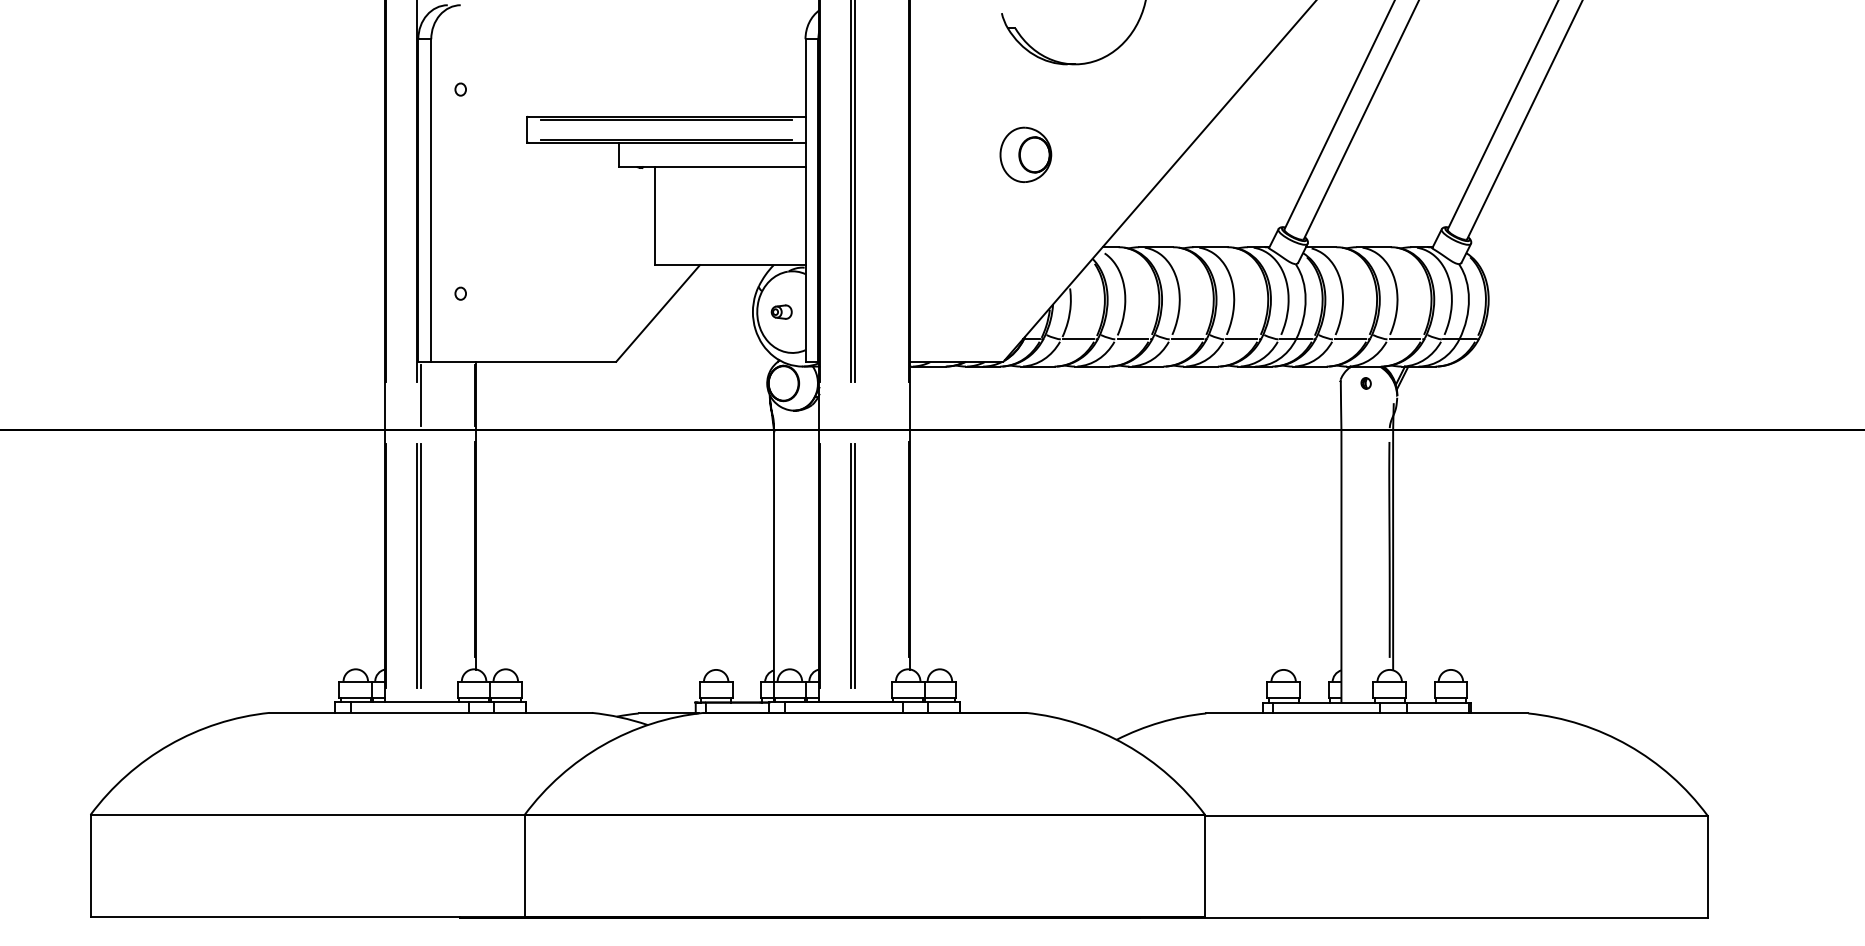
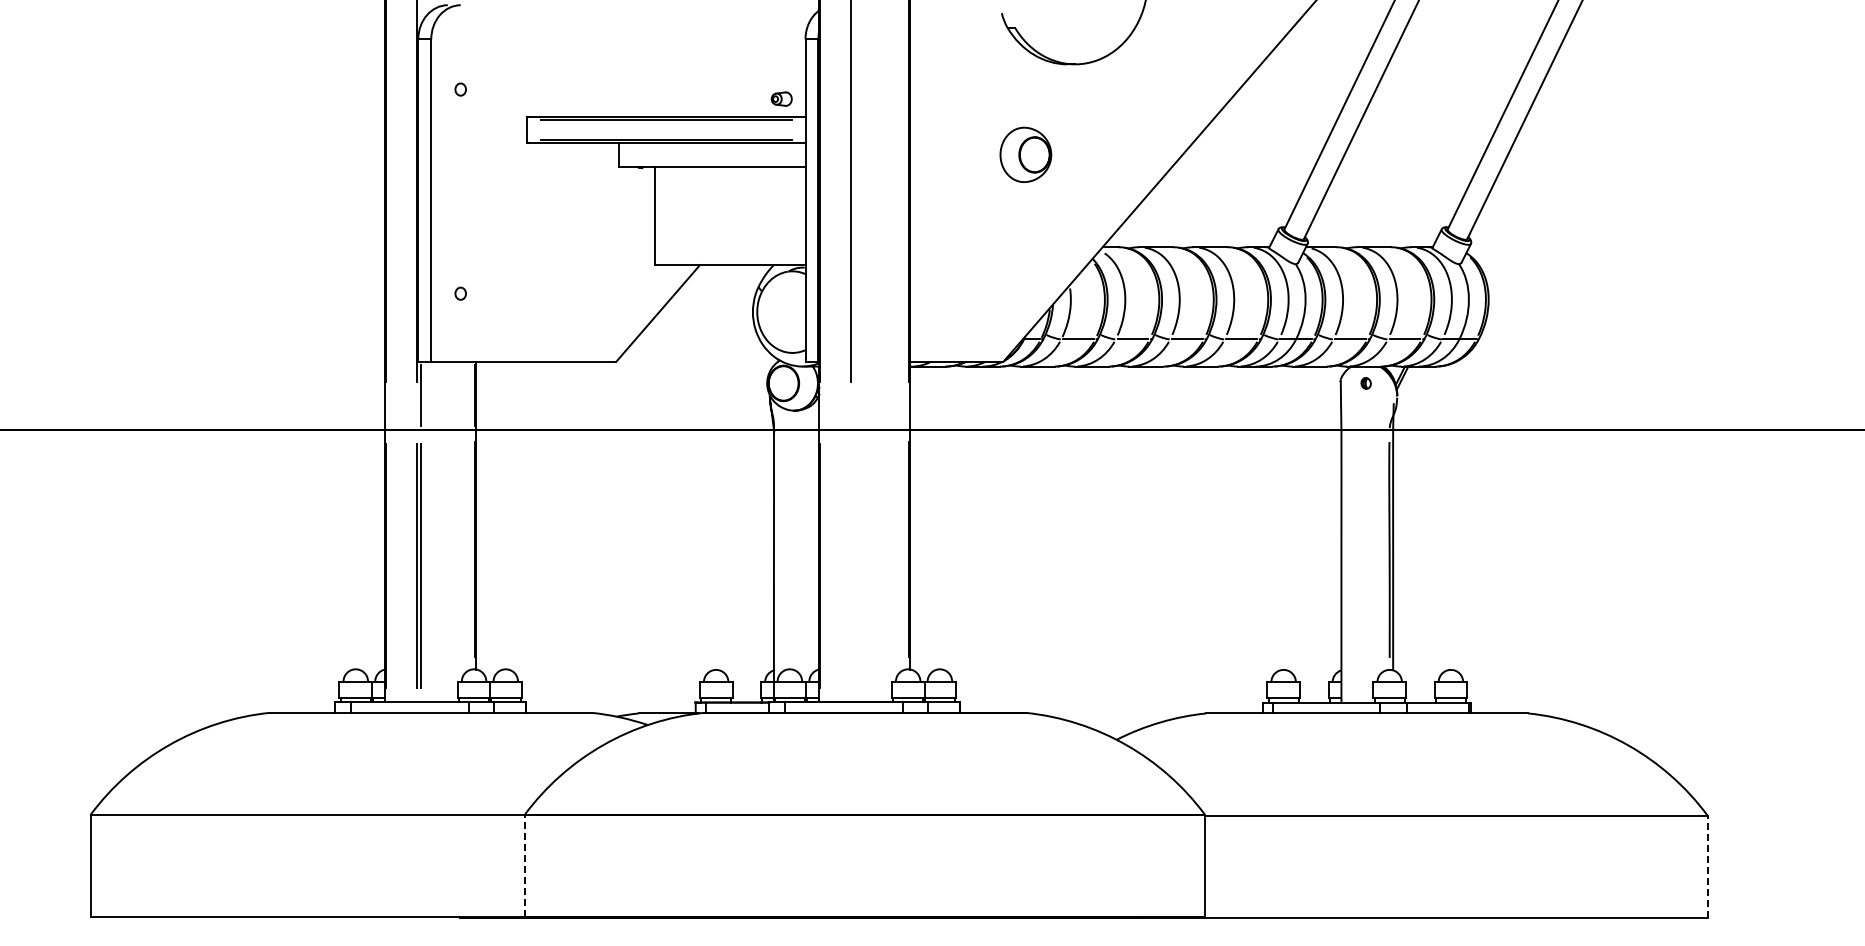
line: present -> none (854, 192)
part position: (781, 311) -> (781, 98) (781, 98)
part: present -> none (852, 565)
line: solid -> dashed (524, 865)
line: solid -> dashed (1707, 866)
